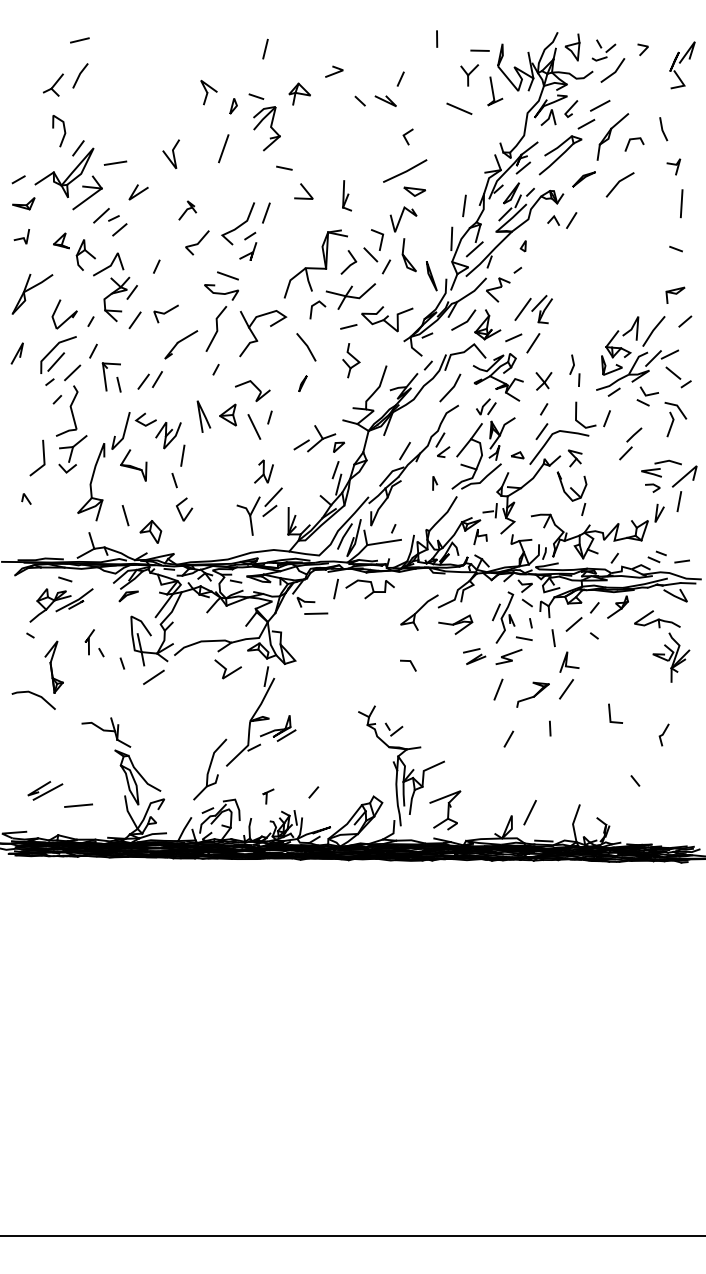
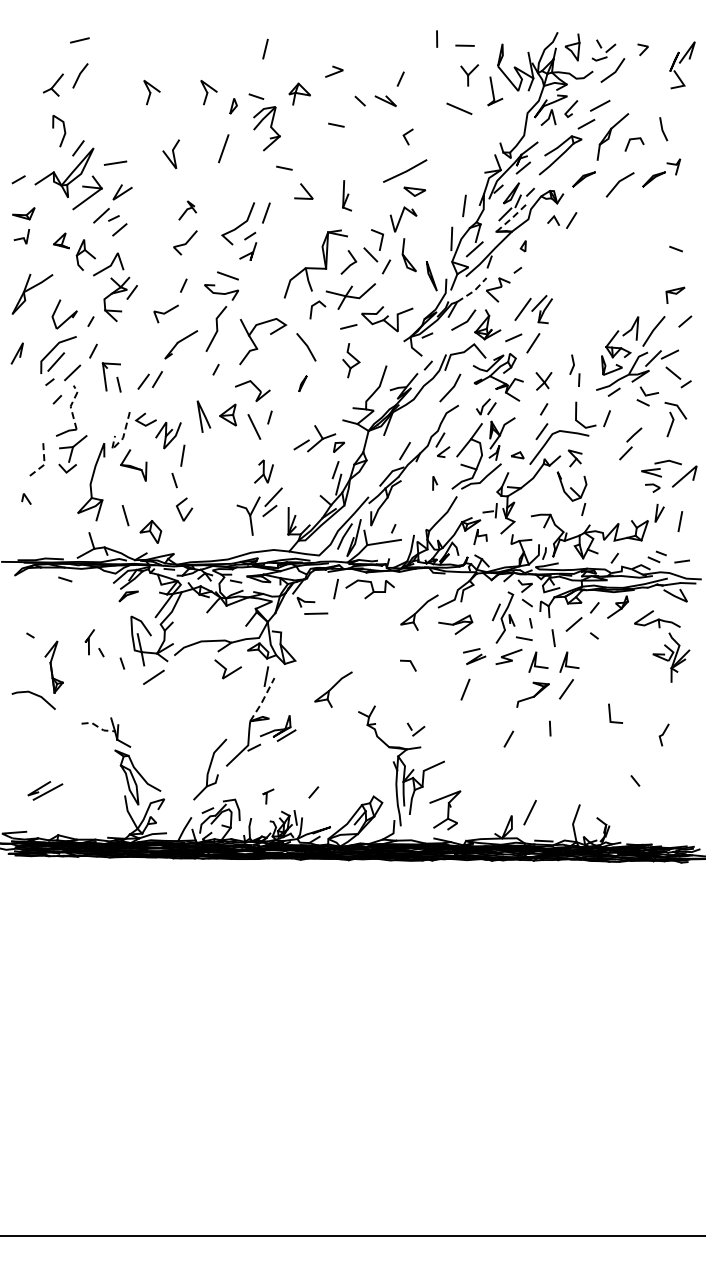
line position: (479, 50) -> (464, 45) (464, 45)
part: none -> present (151, 92)
line: none -> present (336, 124)
part: none -> present (653, 179)
line position: (138, 192) -> (122, 192) (122, 192)
part position: (23, 203) -> (23, 213) (23, 213)
line: present -> none (681, 203)
line: solid -> dashed (512, 217)
line position: (197, 242) -> (185, 242) (185, 242)
line position: (156, 266) -> (183, 285) (183, 285)
line: solid -> dashed (473, 291)
line: present -> none (134, 320)
part position: (256, 337) -> (256, 345) (256, 345)
line: solid -> dashed (71, 405)
line: solid -> dashed (122, 439)
line: solid -> dashed (44, 461)
line position: (679, 501) -> (680, 521) (680, 521)
part: present -> none (61, 605)
part: none -> present (538, 661)
part: none -> present (333, 689)
line position: (498, 689) -> (465, 689) (465, 689)
line: solid -> dashed (262, 700)
line: solid -> dashed (98, 726)
part position: (393, 729) -> (415, 729) (415, 729)
line: present -> none (78, 805)
